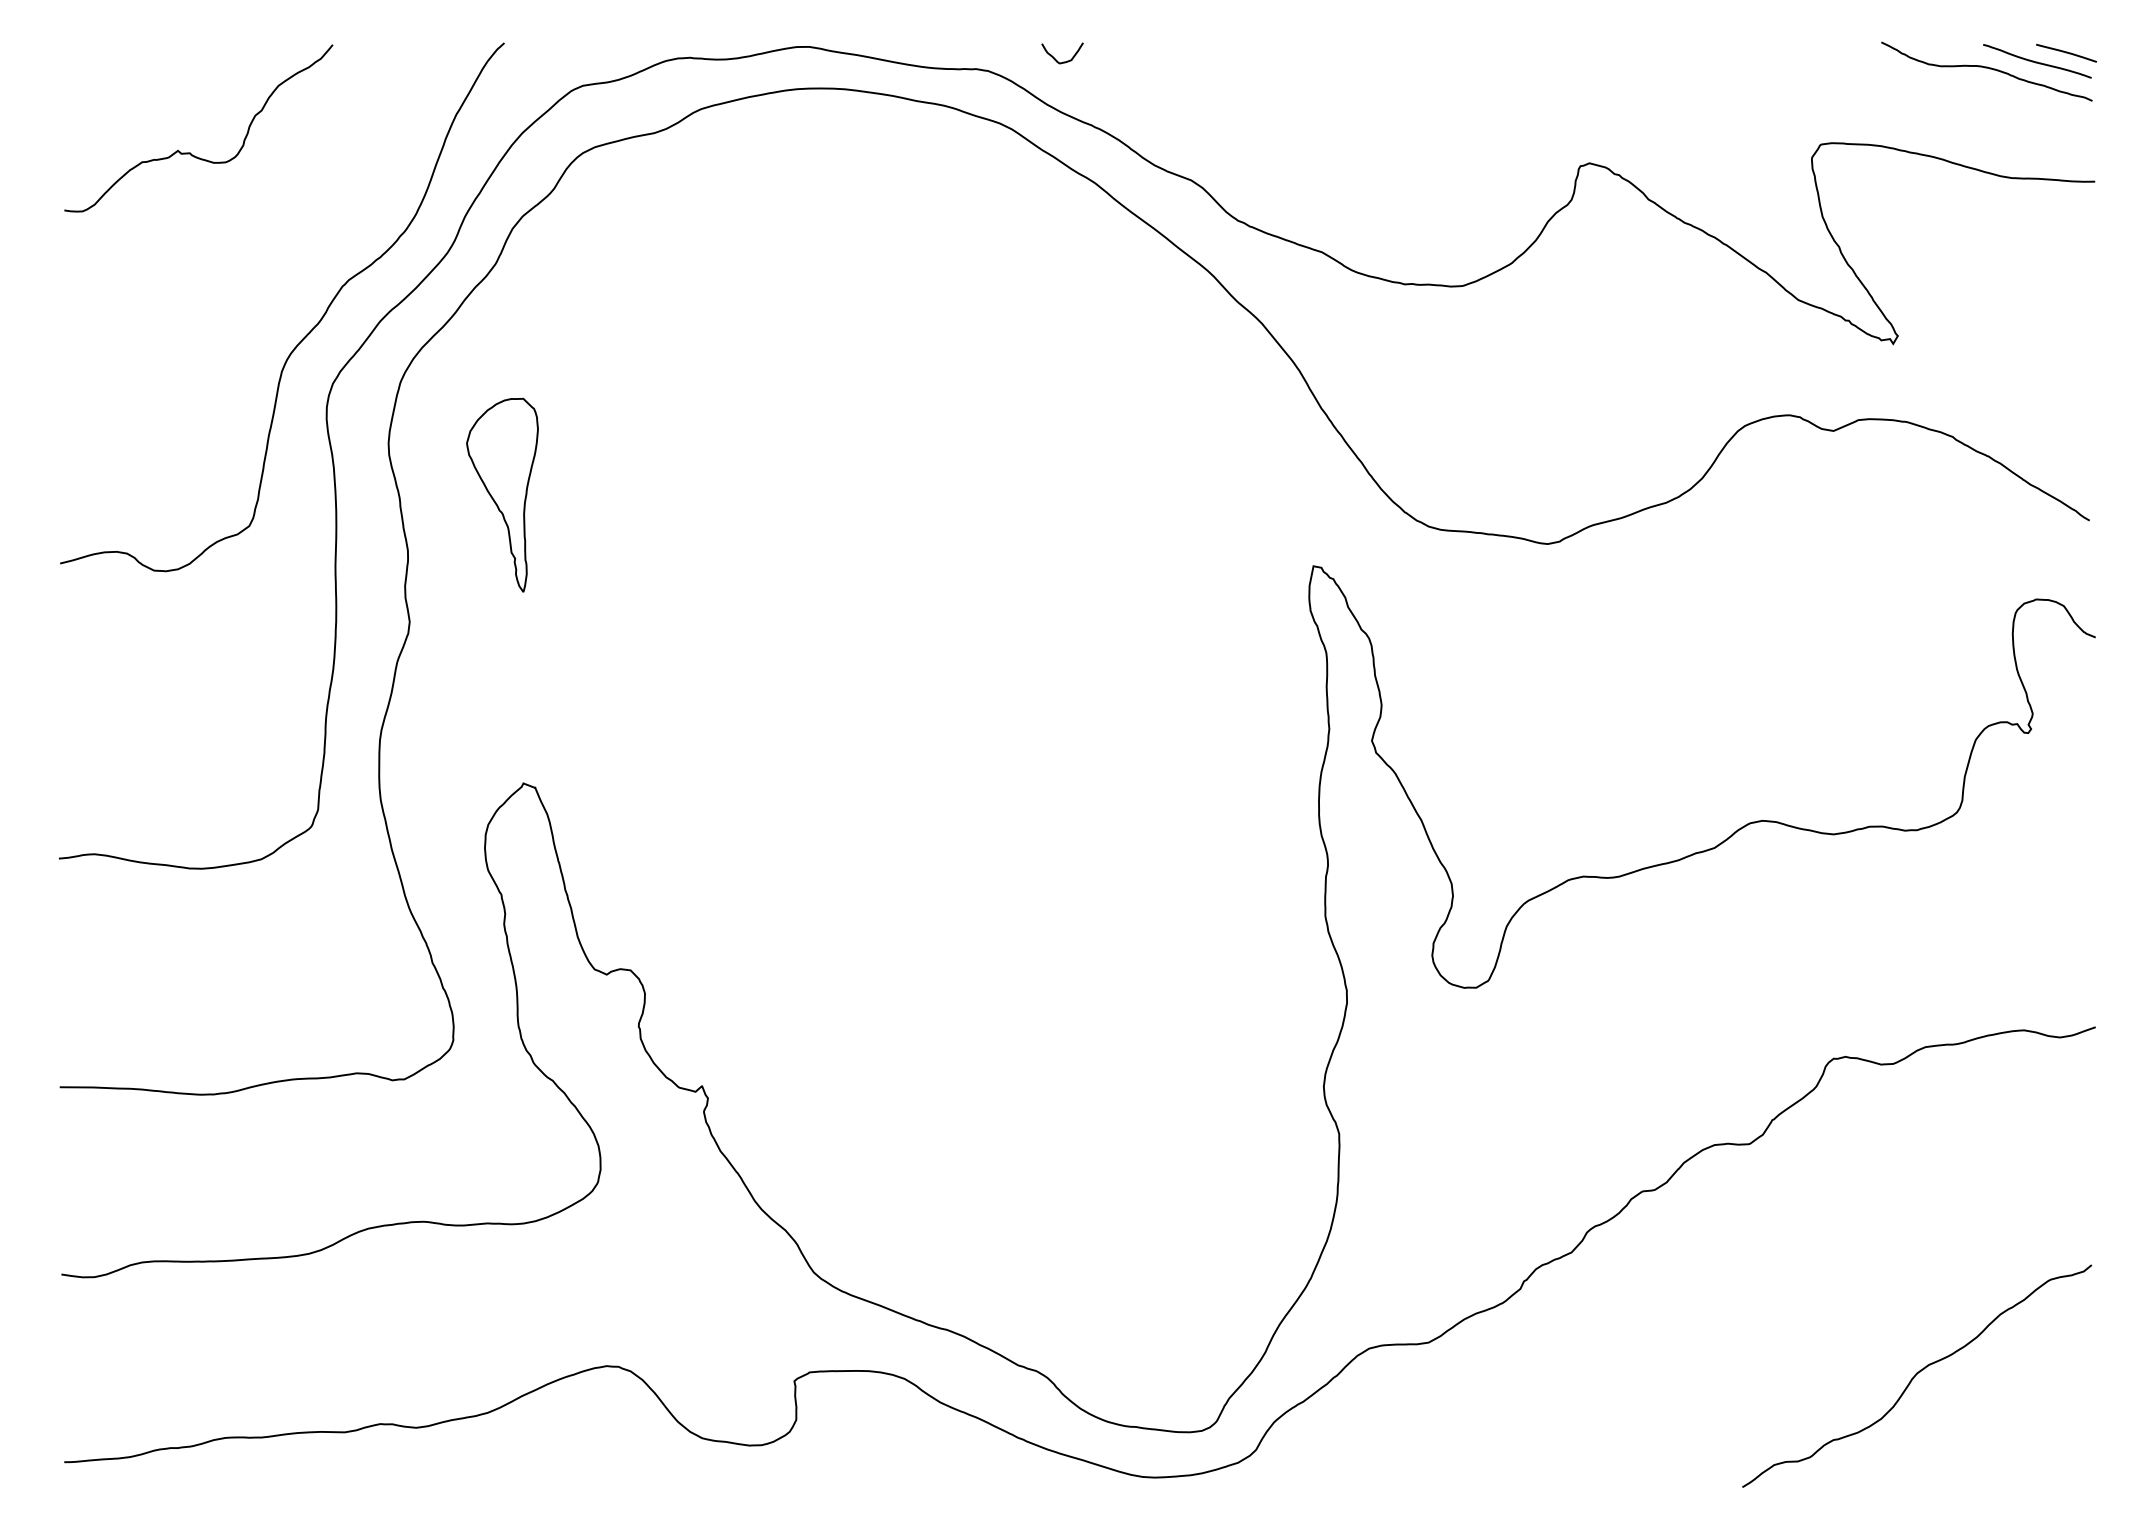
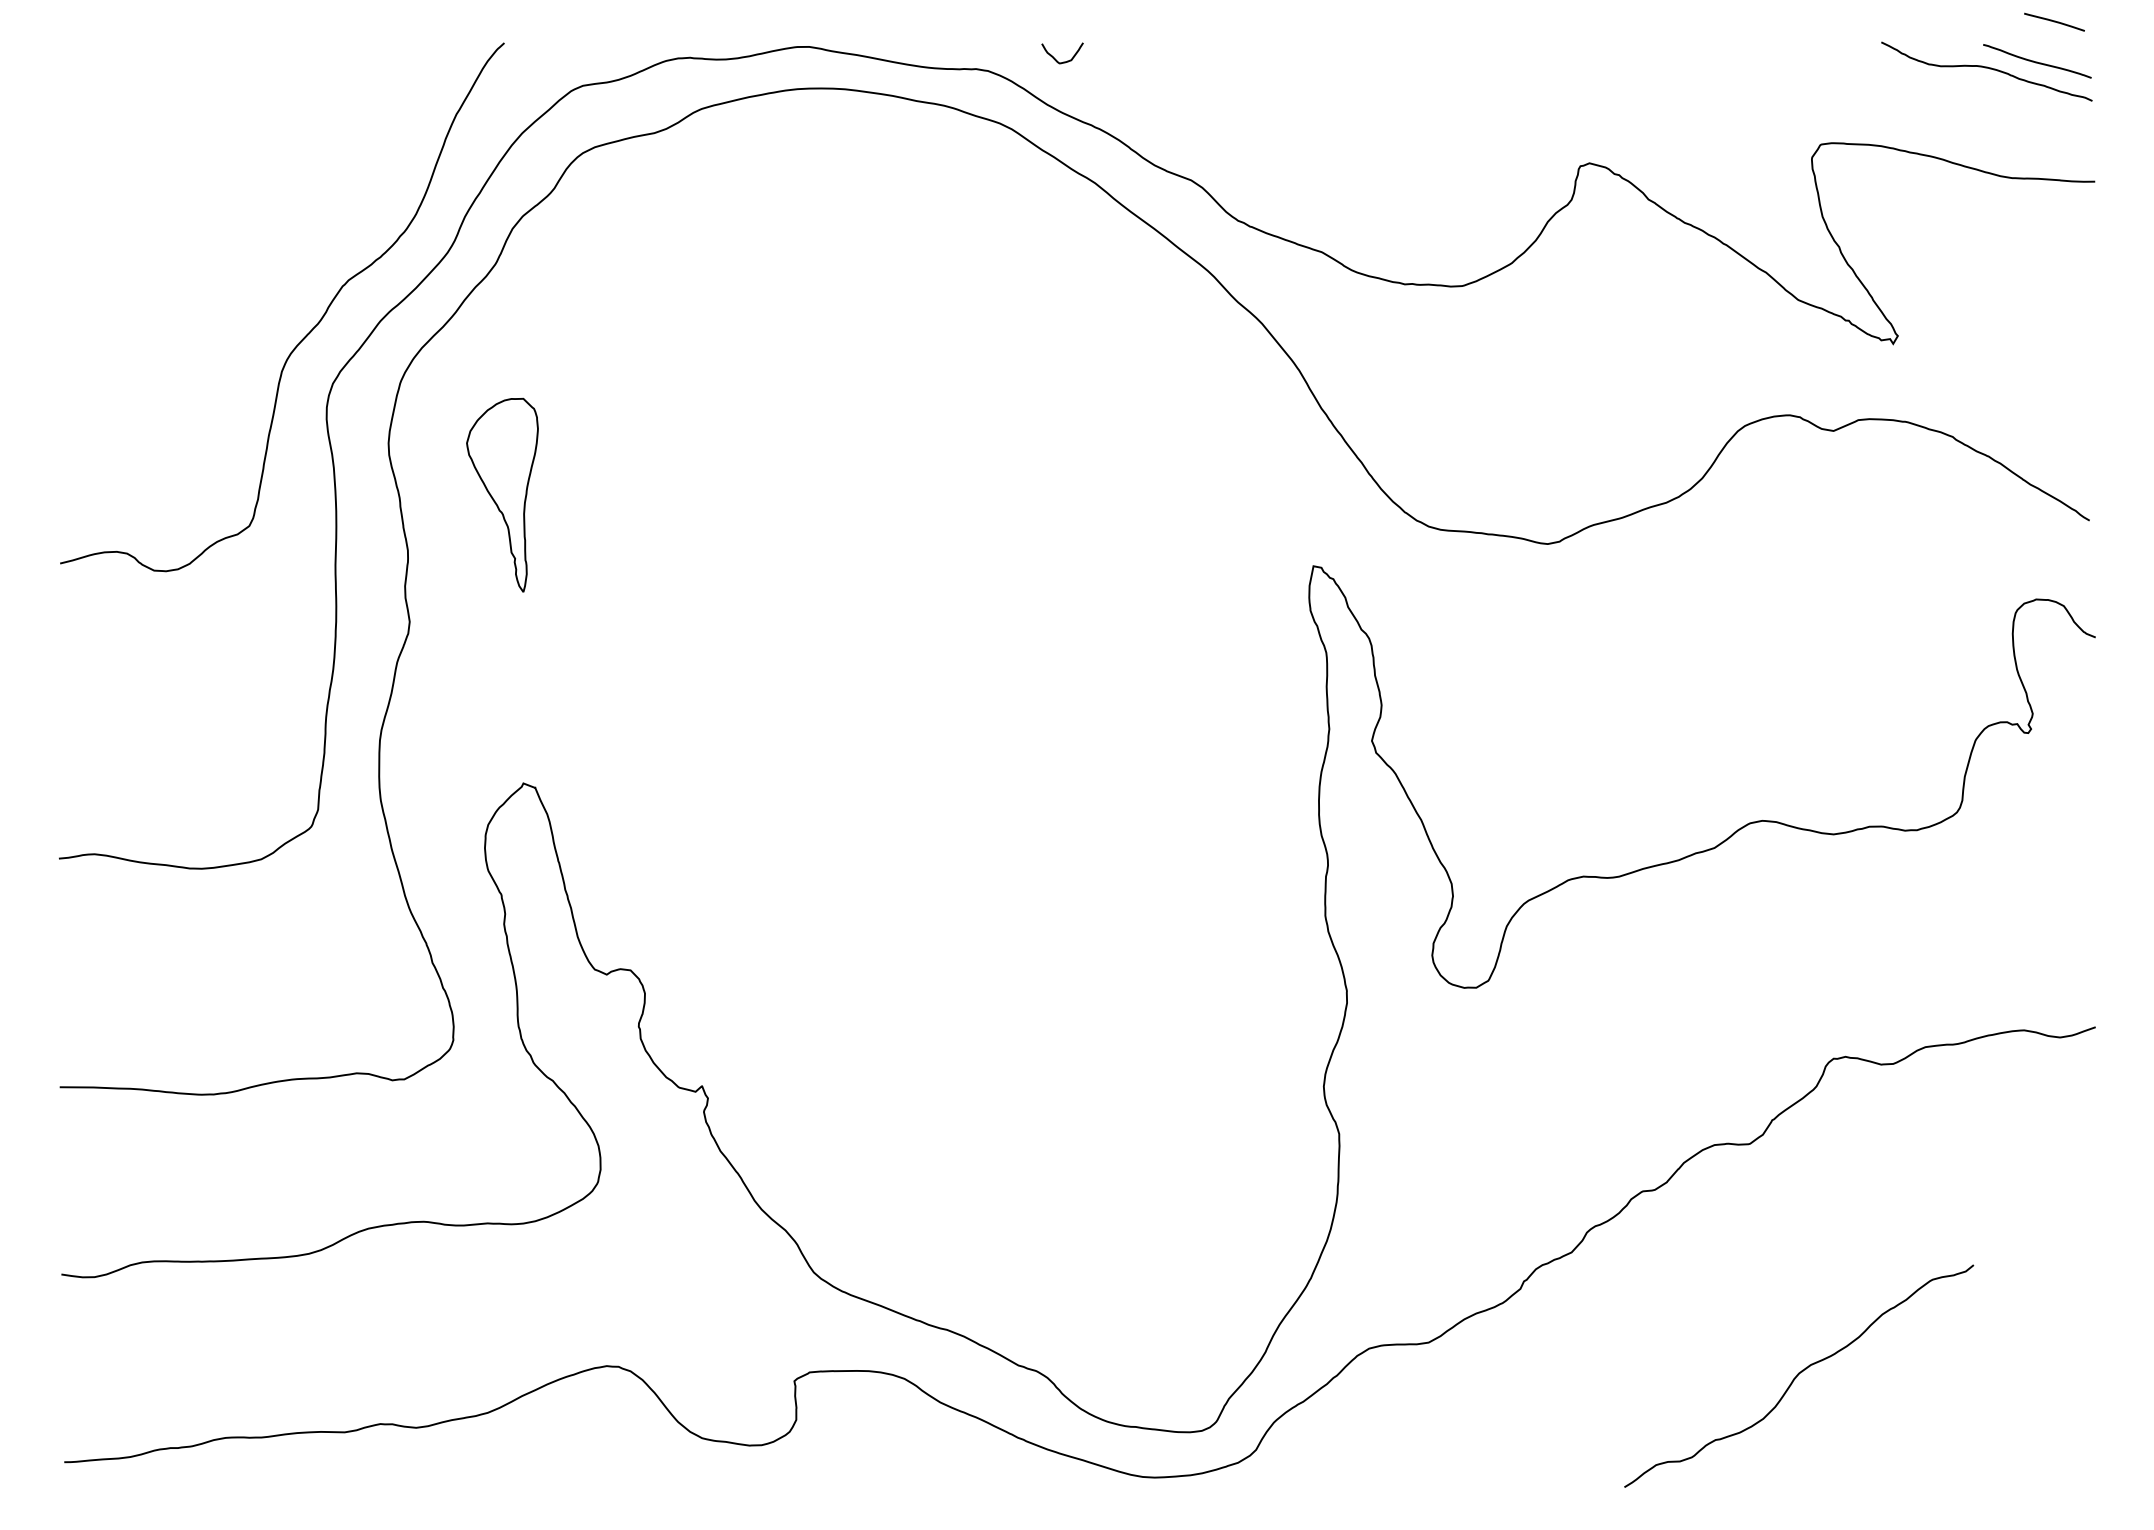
line position: (2066, 52) -> (2054, 21) (2054, 21)
curve: present -> none (190, 152)
curve position: (1917, 1374) -> (1799, 1374) (1799, 1374)
